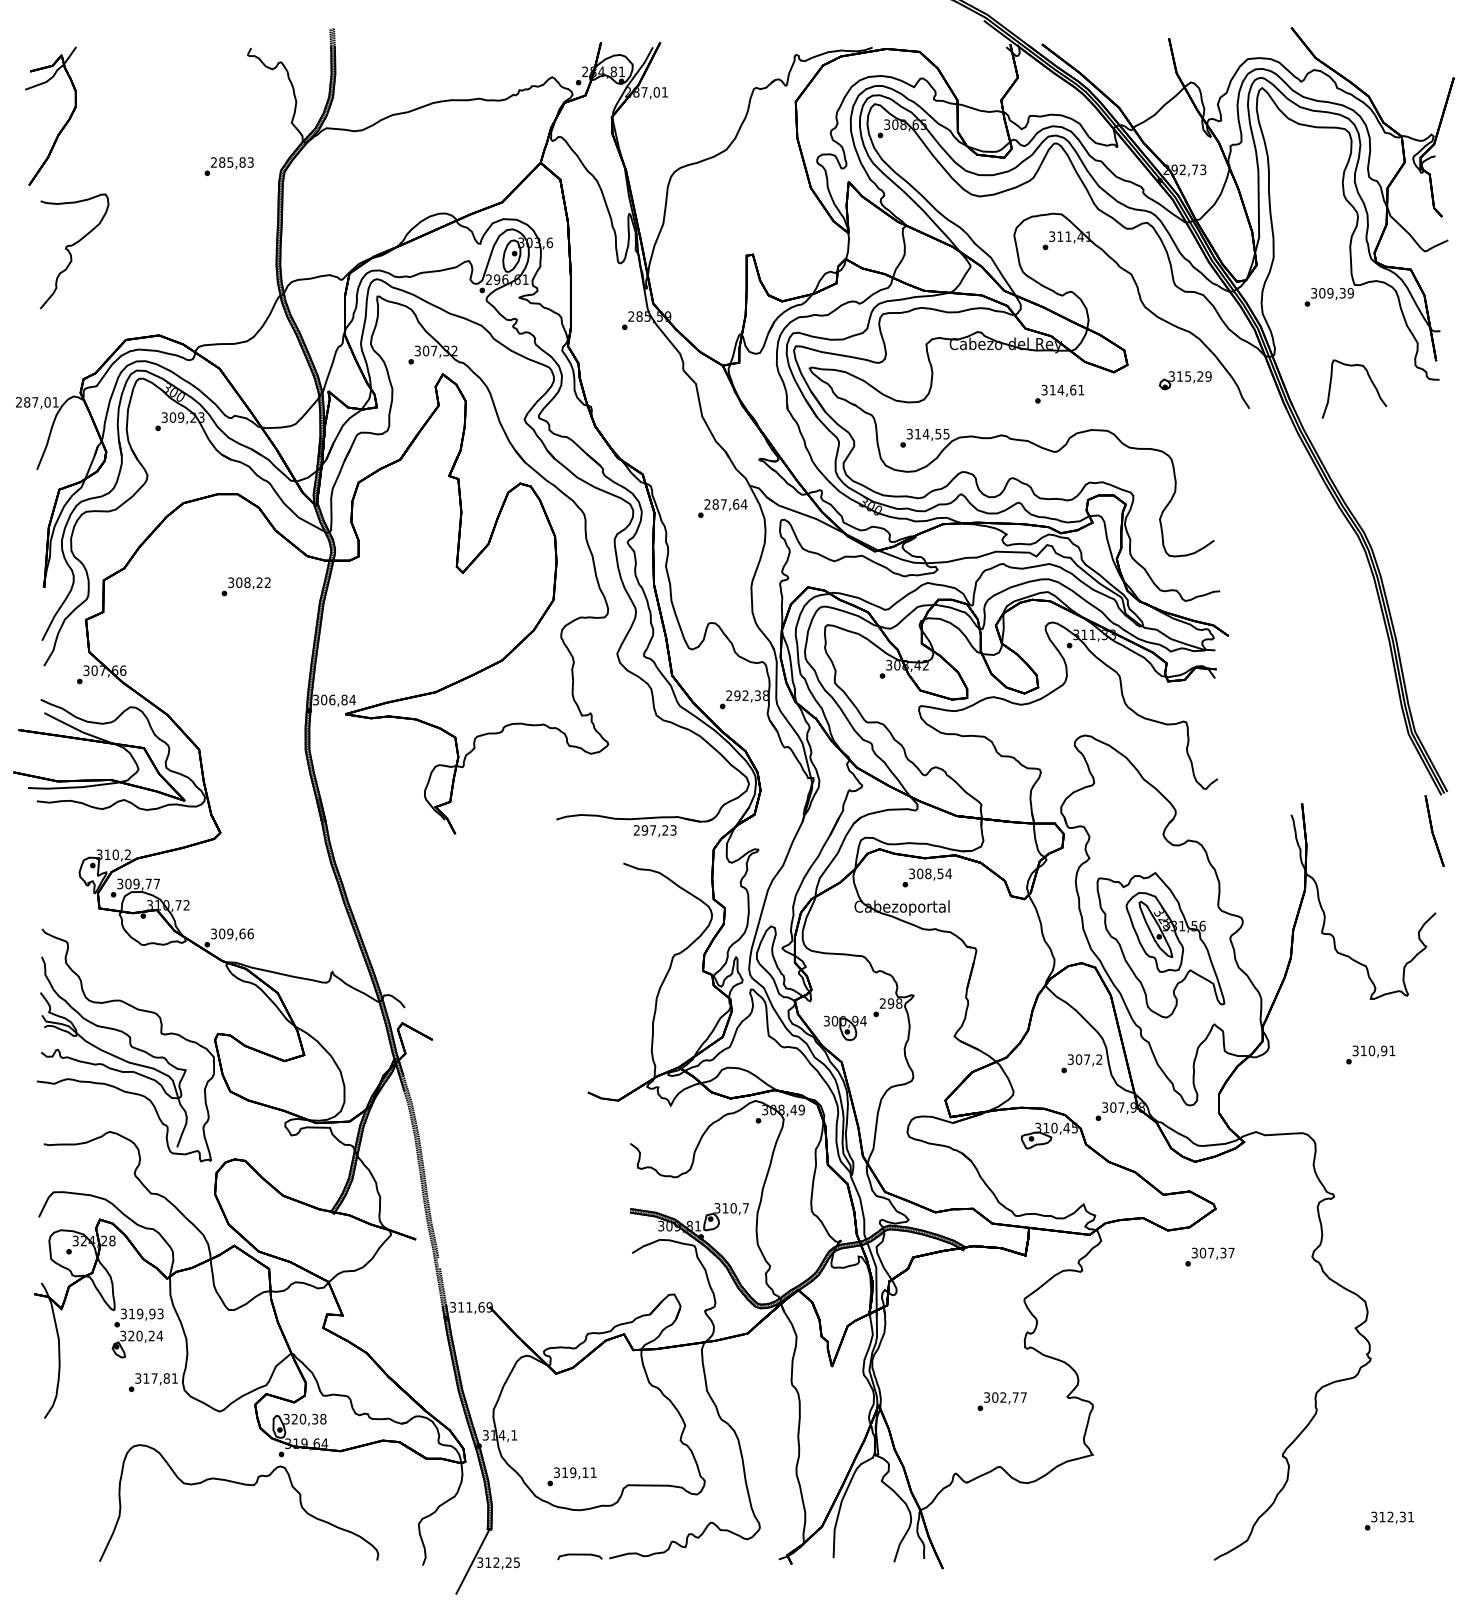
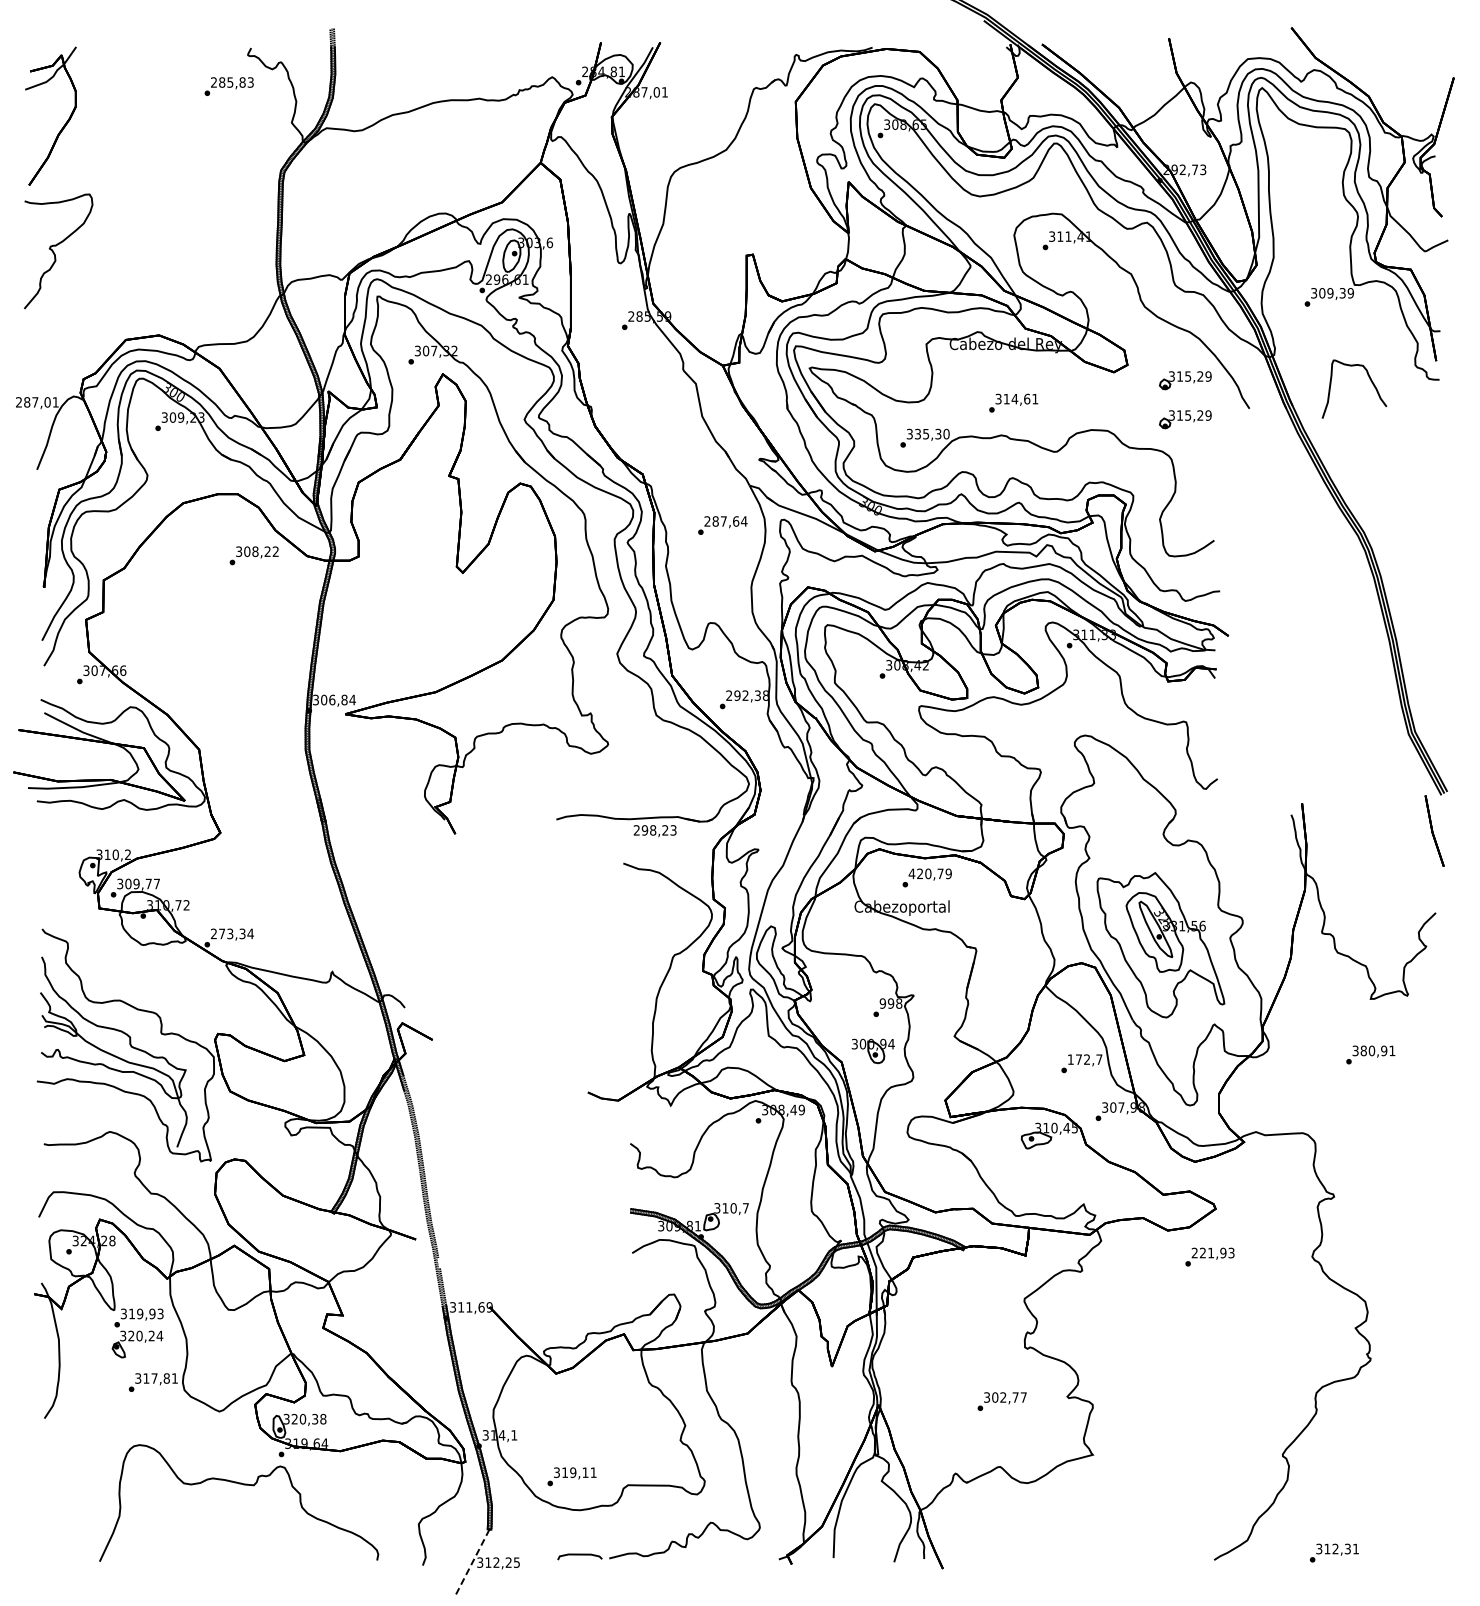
text position: (228, 166) -> (228, 86) (228, 86)
curve position: (71, 253) -> (55, 253) (55, 253)
text position: (1059, 393) -> (1013, 402) (1013, 402)
part: none -> present (1185, 419)
text: 314,55 -> 335,30 (932, 433)
text position: (722, 508) -> (722, 525) (722, 525)
text position: (245, 586) -> (253, 555) (253, 555)
text: 297,23 -> 298,23 (653, 830)
text: 308,54 -> 420,79 (929, 873)
text: 309,66 -> 273,34 (232, 933)
text: 298 -> 998 (882, 1003)
part position: (844, 1028) -> (872, 1051) (872, 1051)
text: 310,91 -> 380,91 (1363, 1050)
text: 307,2 -> 172,7 (1084, 1059)
text: 307,37 -> 221,93 (1212, 1252)
text position: (1389, 1520) -> (1334, 1552) (1334, 1552)
line: solid -> dashed (472, 1562)
